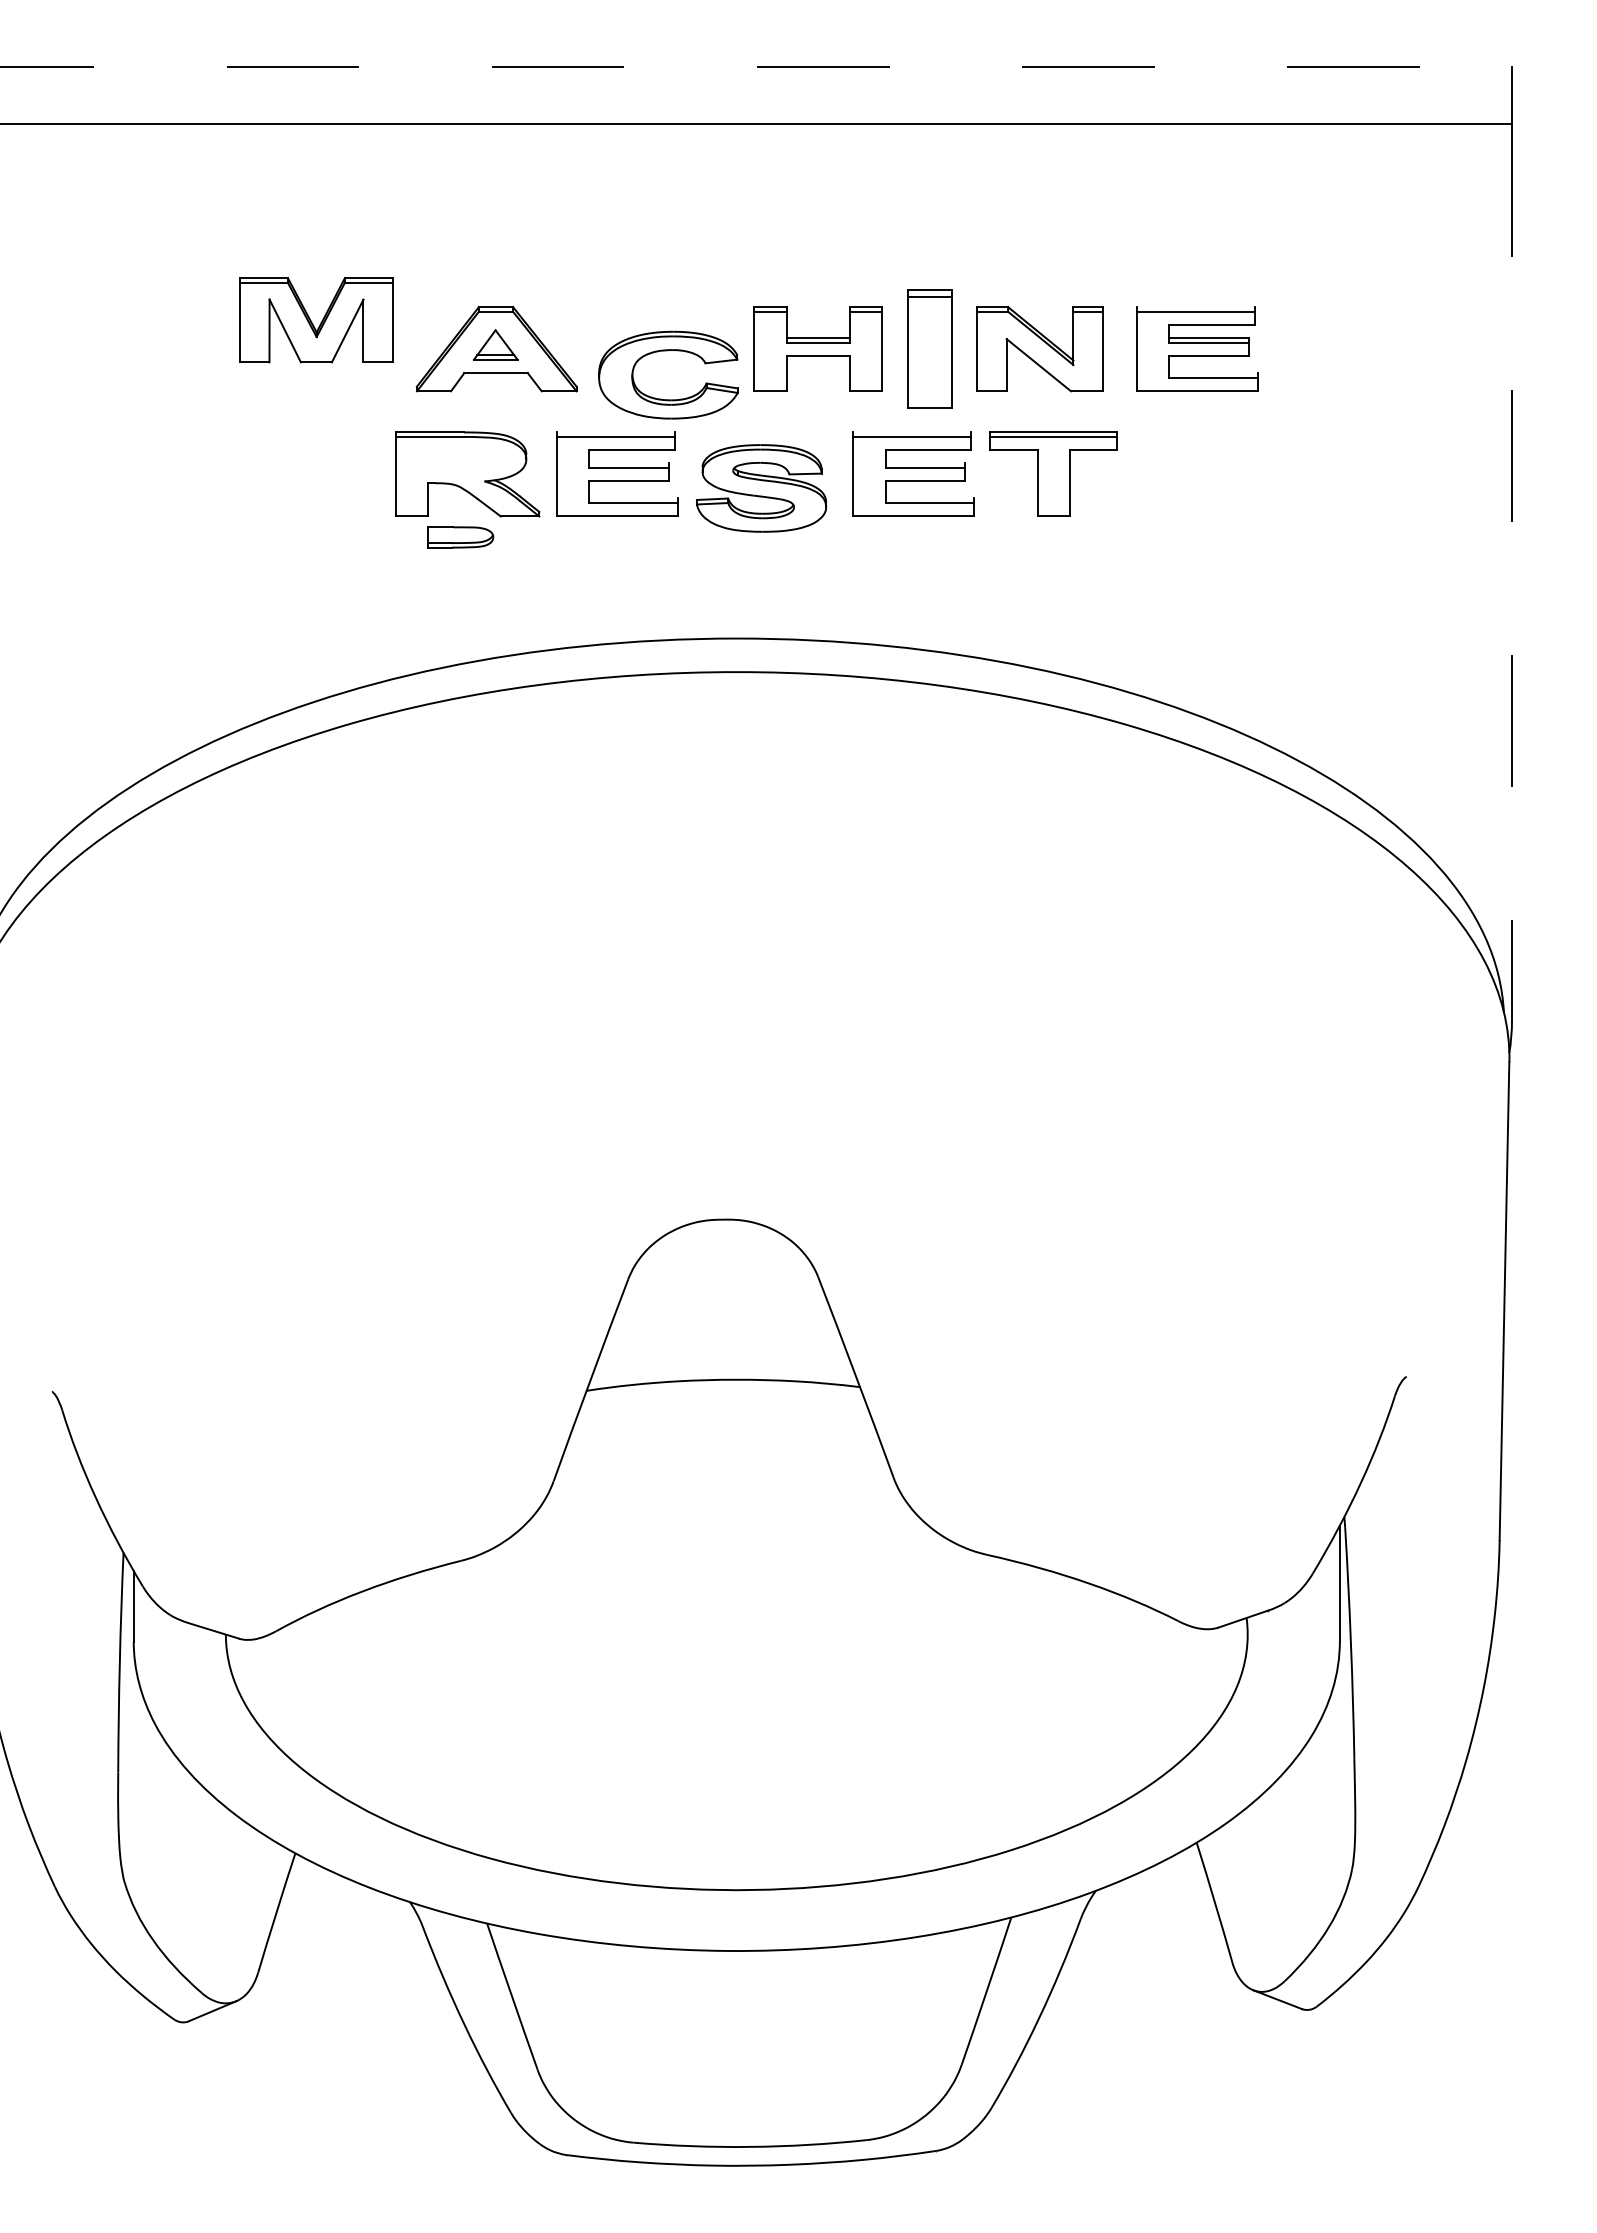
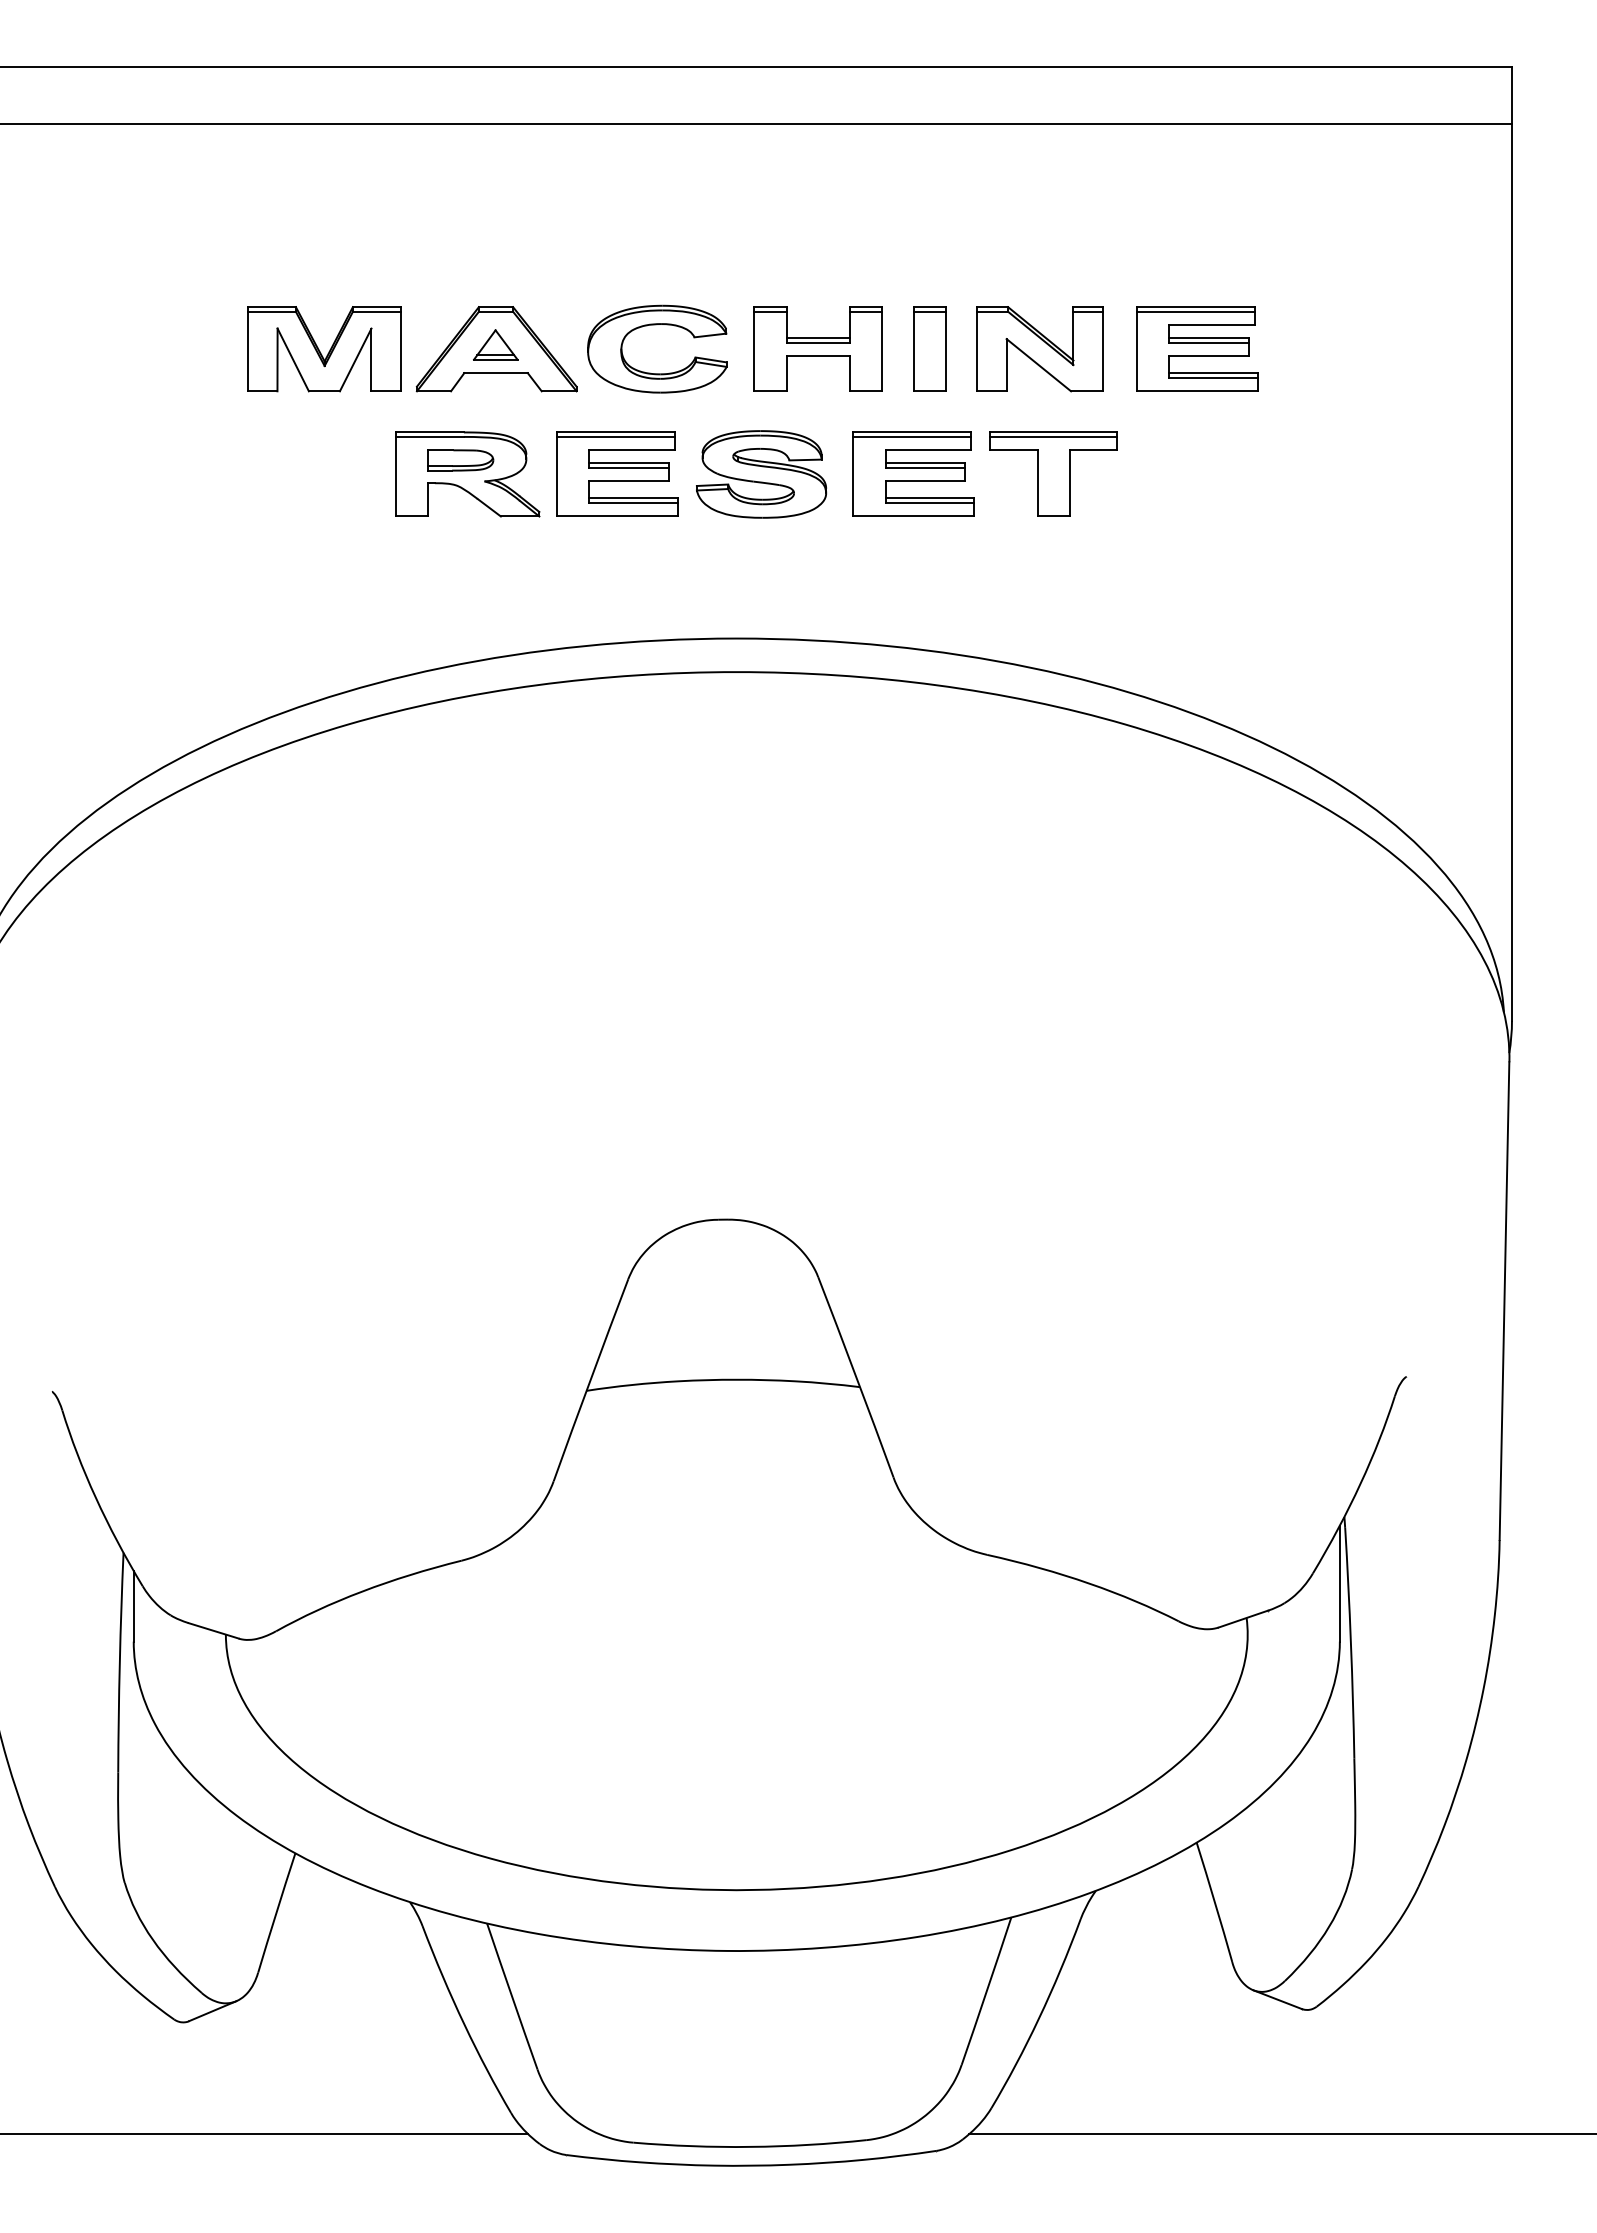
line: dashed -> solid (756, 66)
line: none -> present (1196, 307)
part position: (316, 320) -> (324, 349) (324, 349)
part size: 46x120 px -> 34x86 px (929, 348)
part position: (667, 351) -> (656, 325) (656, 325)
line: none -> present (1213, 373)
line: none -> present (615, 432)
line: none -> present (912, 432)
line: none -> present (628, 463)
line: none -> present (925, 463)
part position: (761, 488) -> (761, 474) (761, 474)
line: none -> present (632, 498)
line: none -> present (929, 498)
part position: (460, 537) -> (460, 460) (460, 460)
line: dashed -> solid (1511, 573)
line: none -> present (265, 2134)
line: none -> present (1281, 2134)
